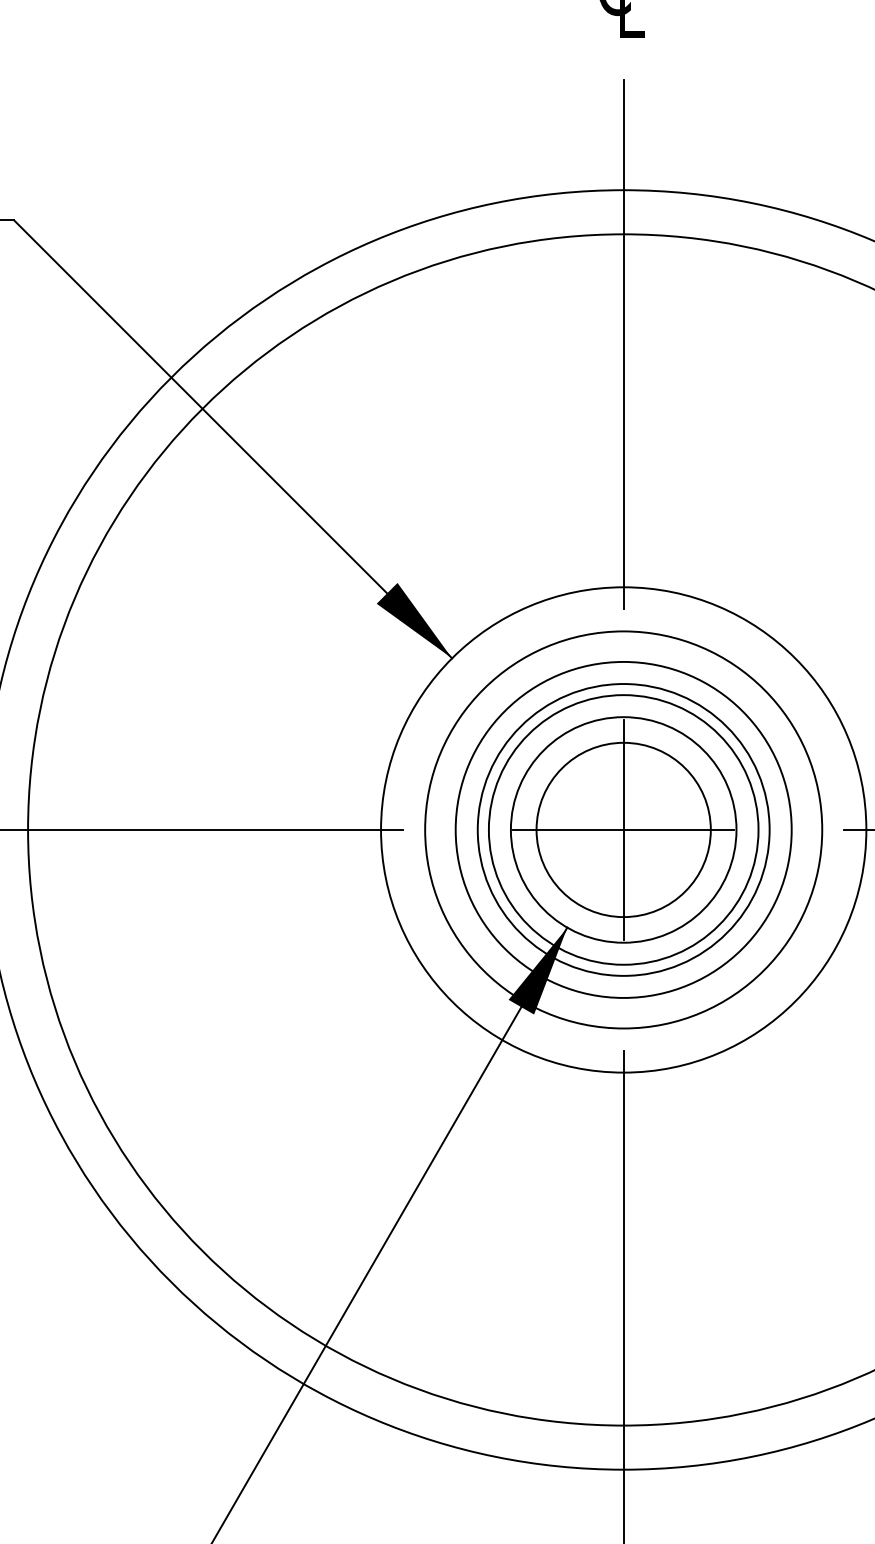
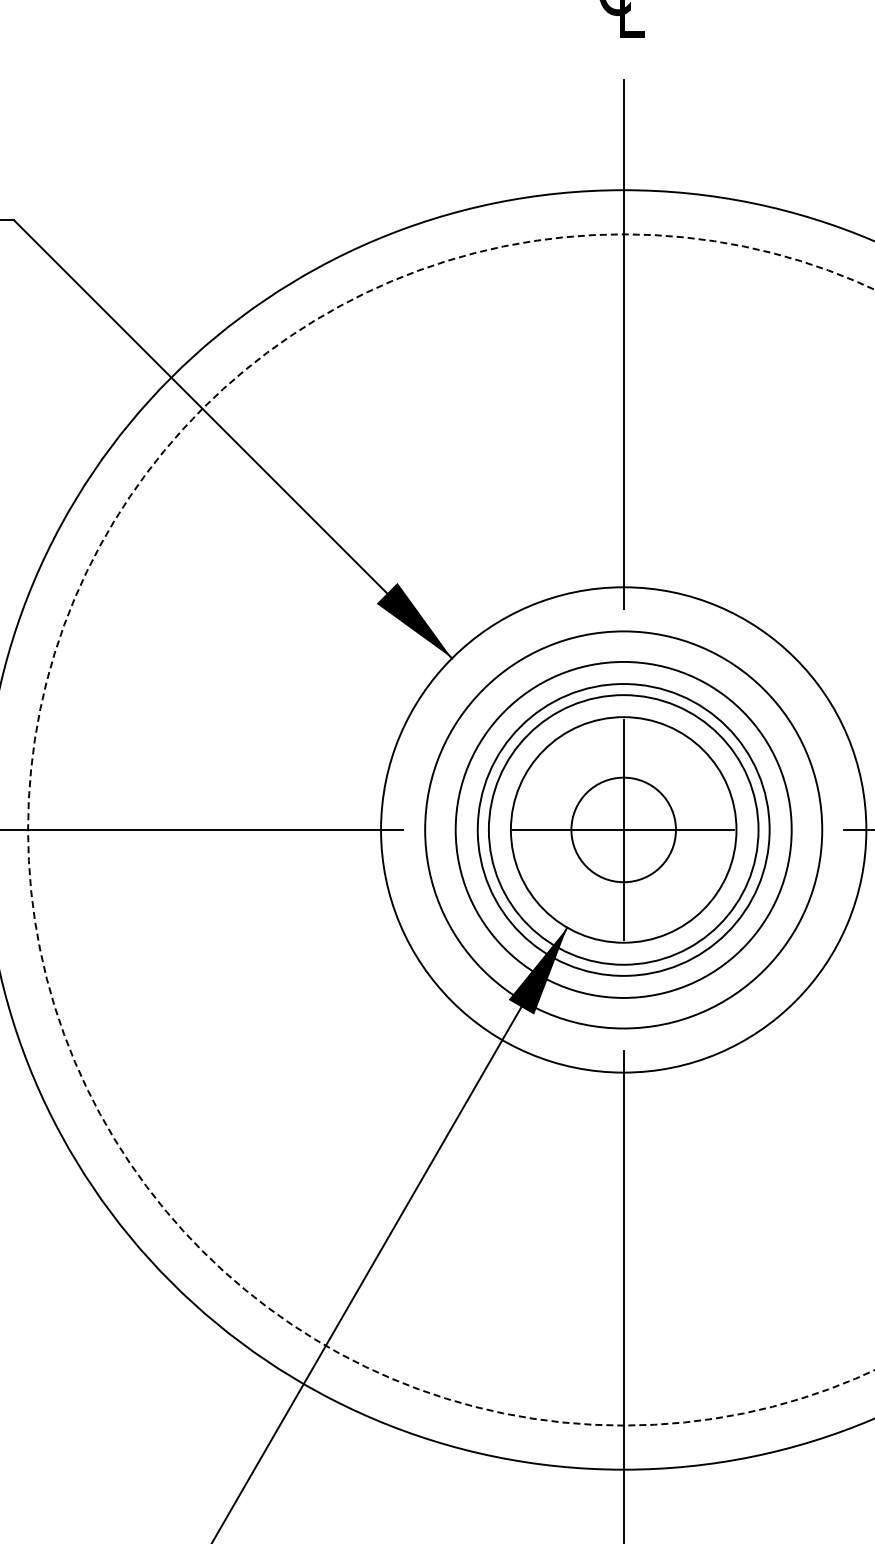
circle: solid -> dashed (451, 829)
circle diameter: 174 px -> 105 px (623, 829)
